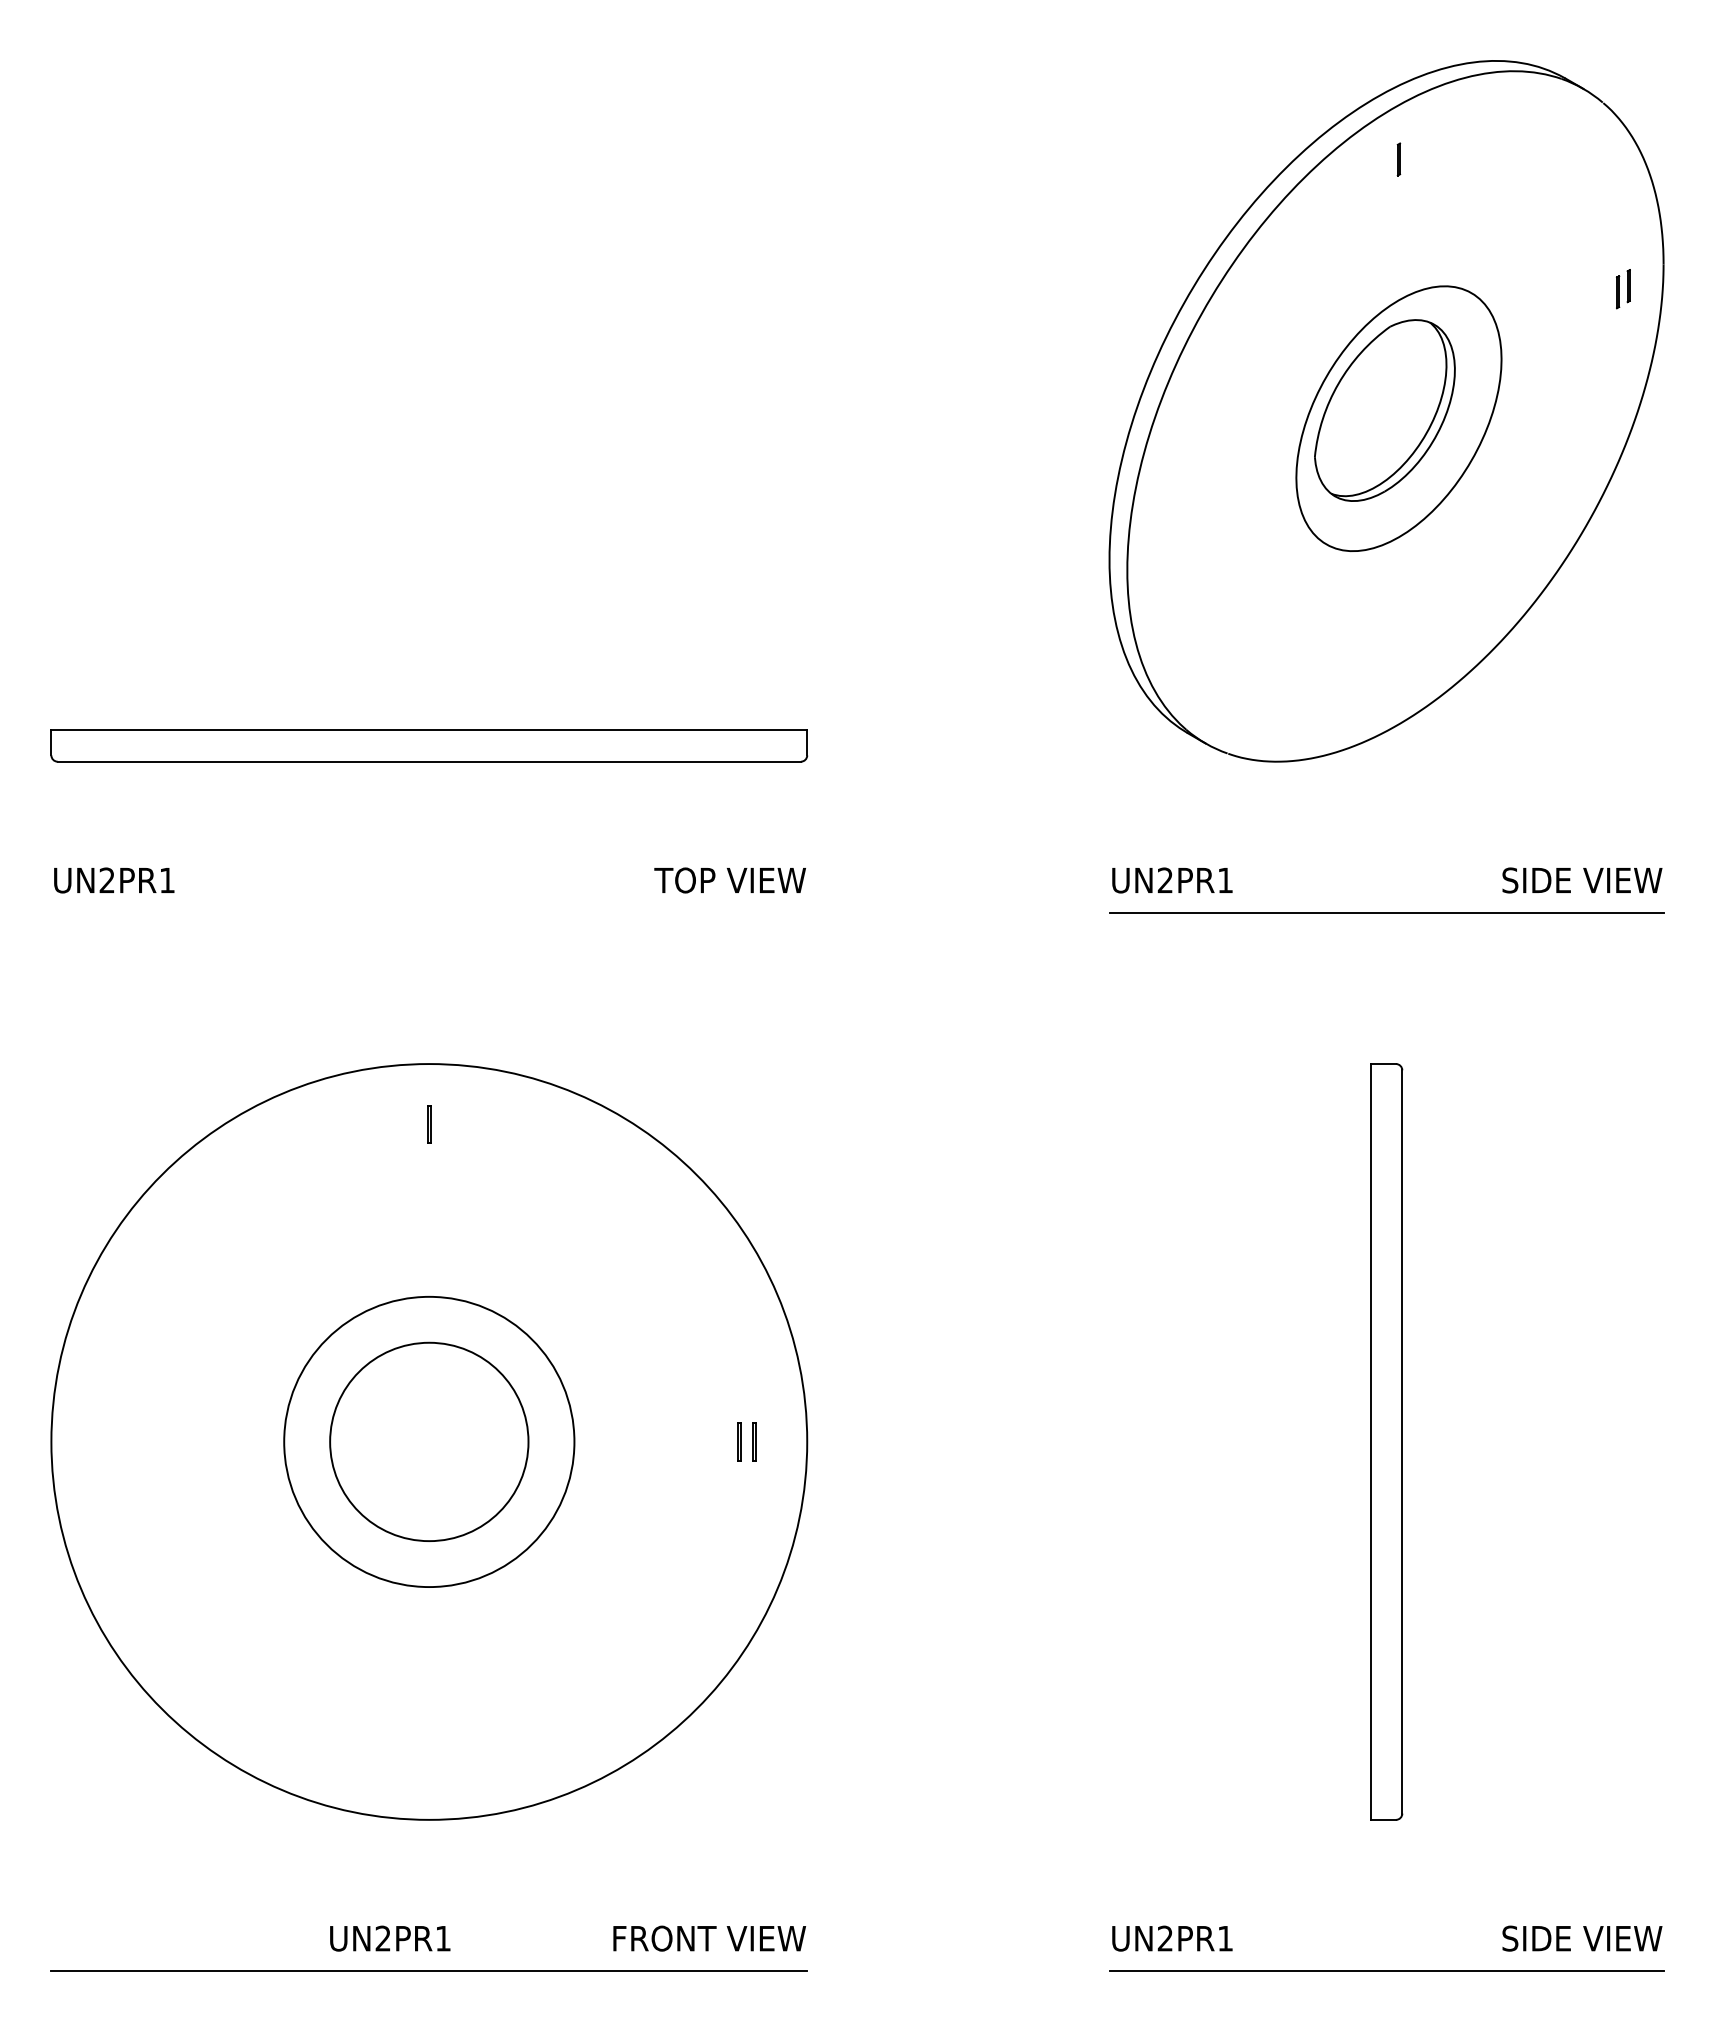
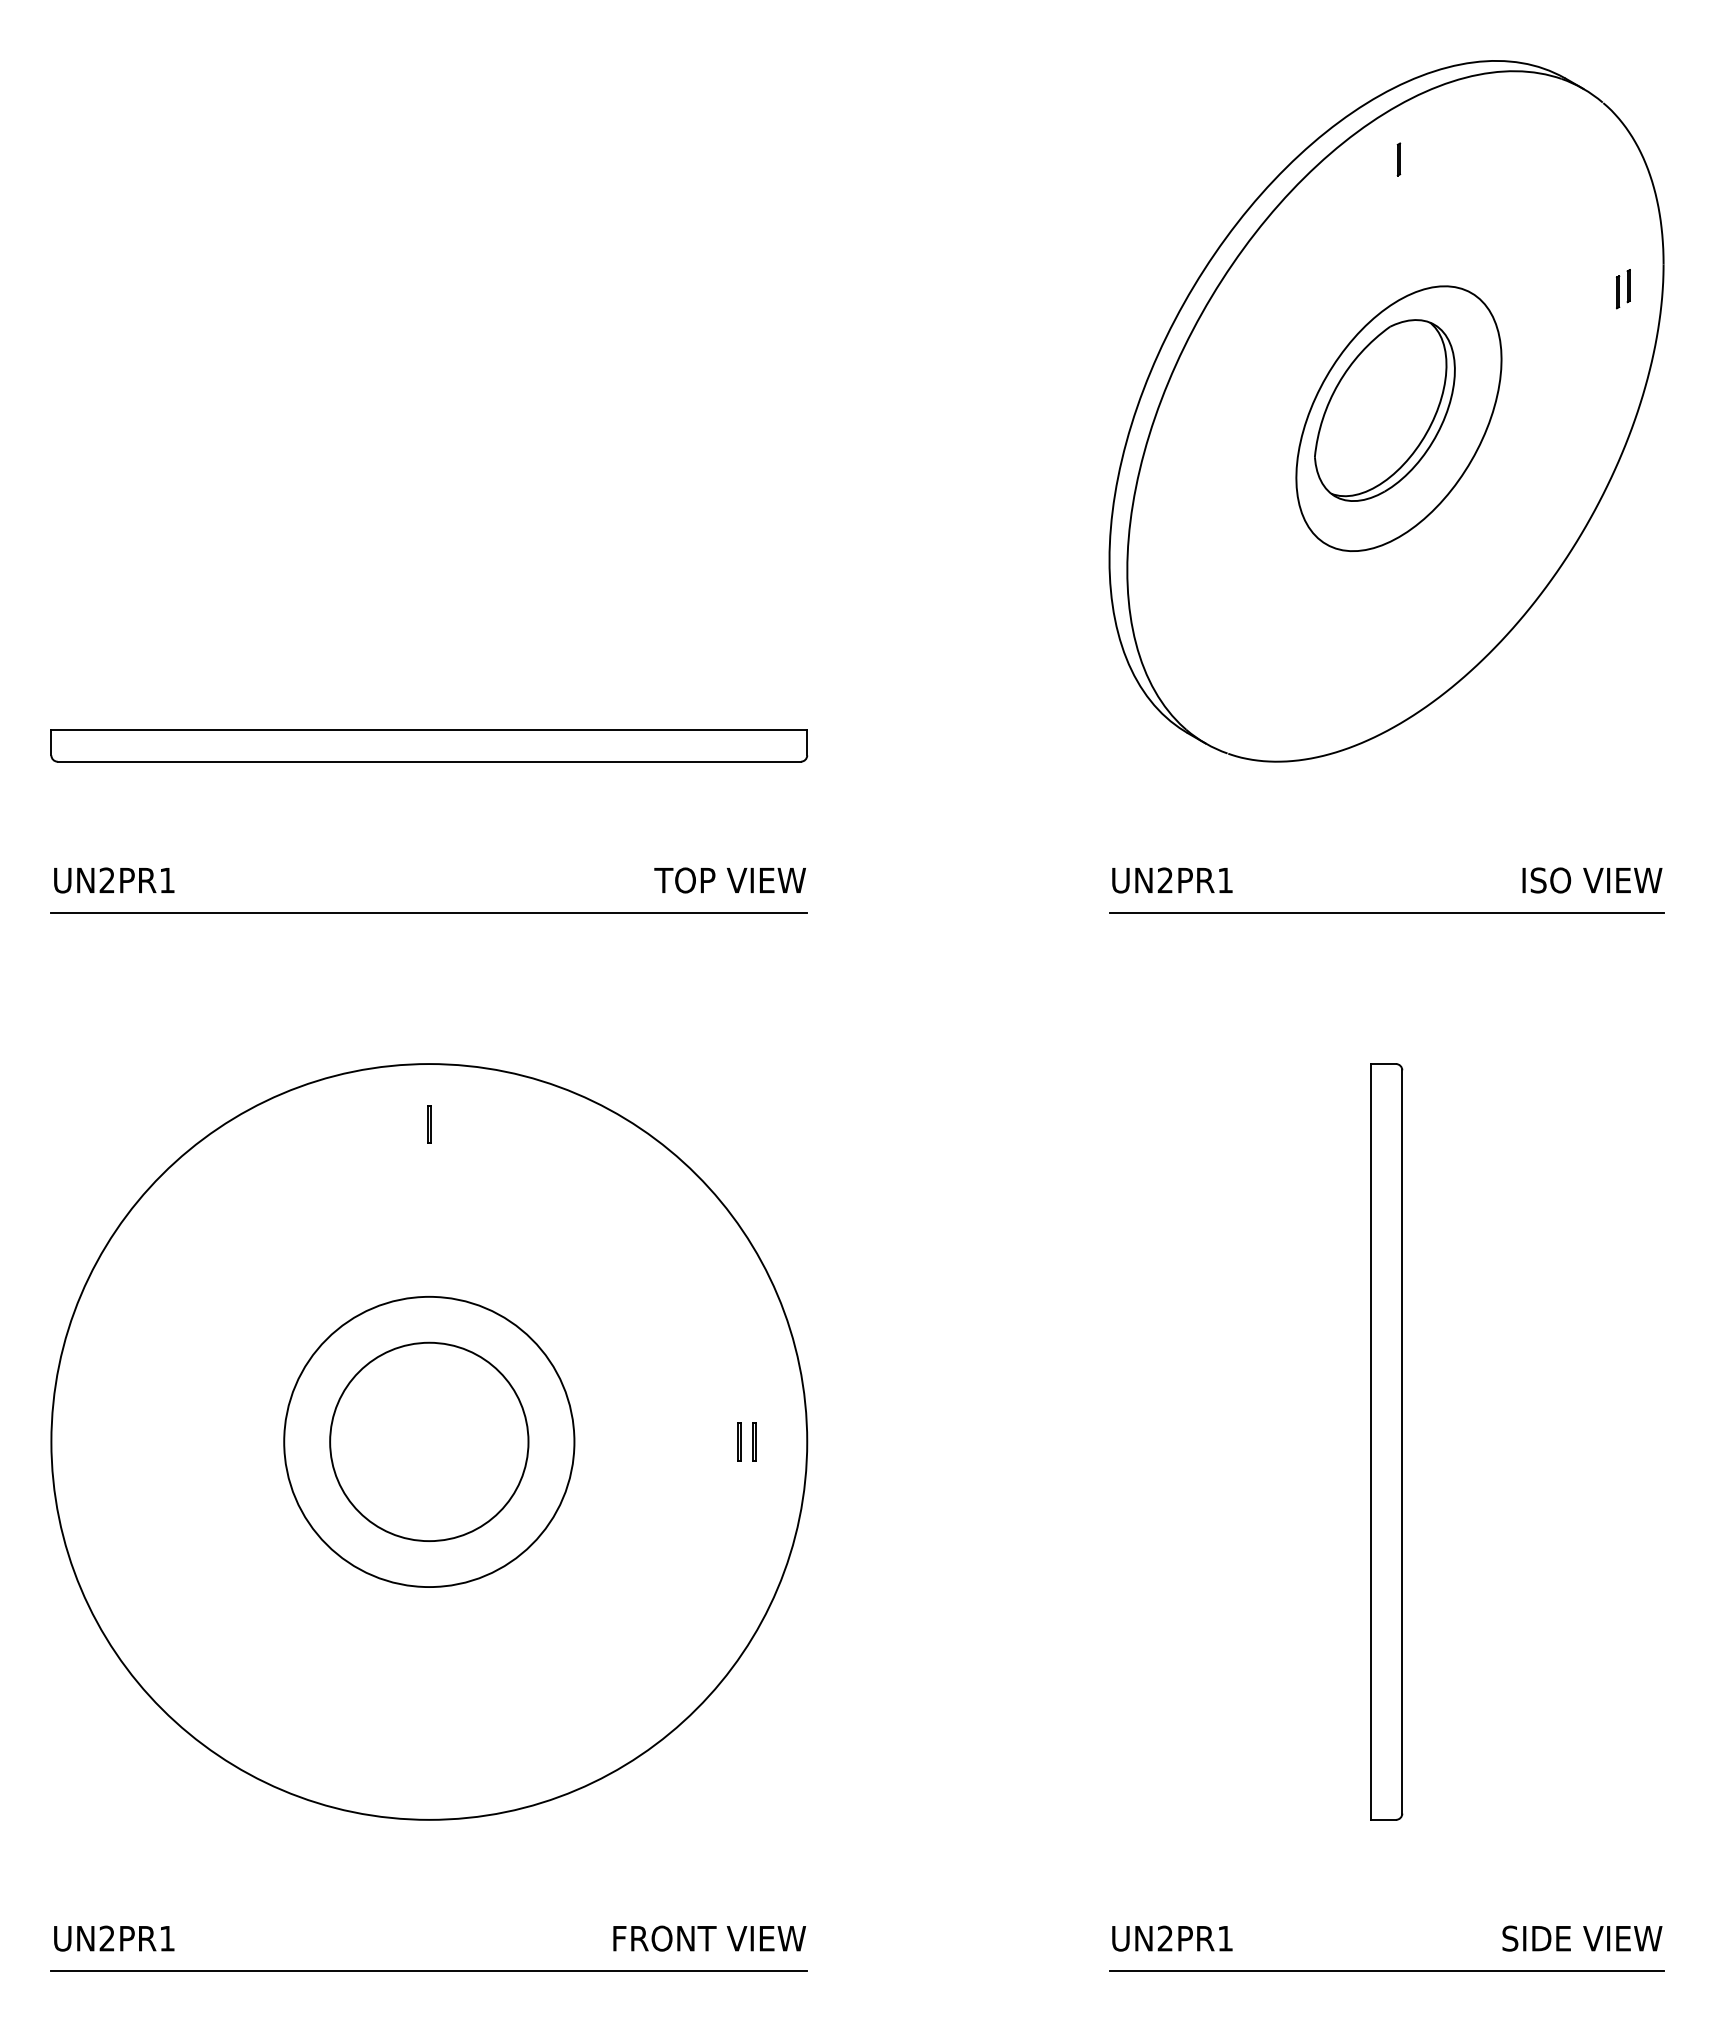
text: SIDE VIEW -> ISO VIEW (1536, 880)
line: none -> present (429, 912)
text position: (390, 1938) -> (114, 1938) (114, 1938)
